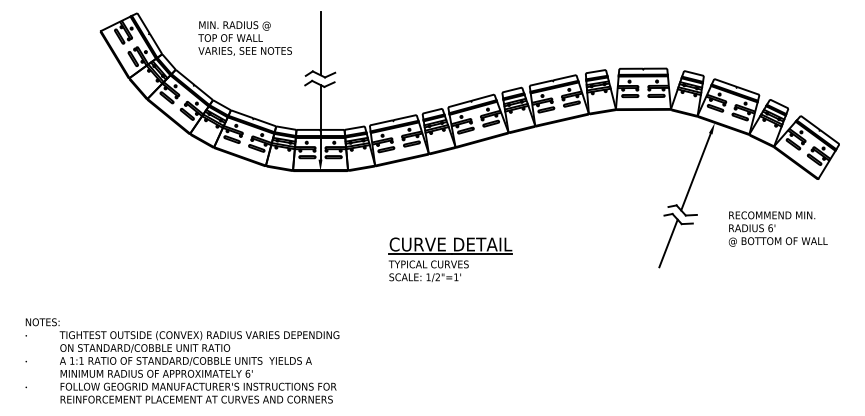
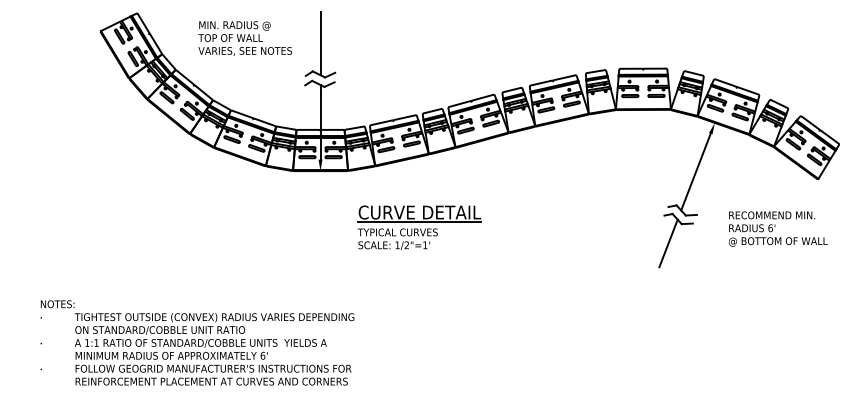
part position: (450, 259) -> (419, 227) (419, 227)
text position: (182, 360) -> (197, 342) (197, 342)
